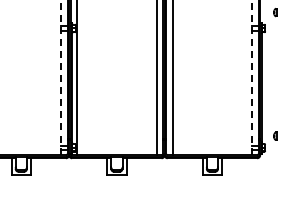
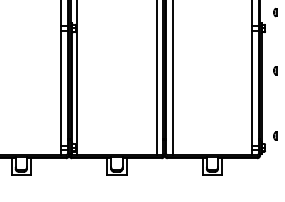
part: none -> present (275, 70)
line: dashed -> solid (60, 78)
line: dashed -> solid (252, 78)
